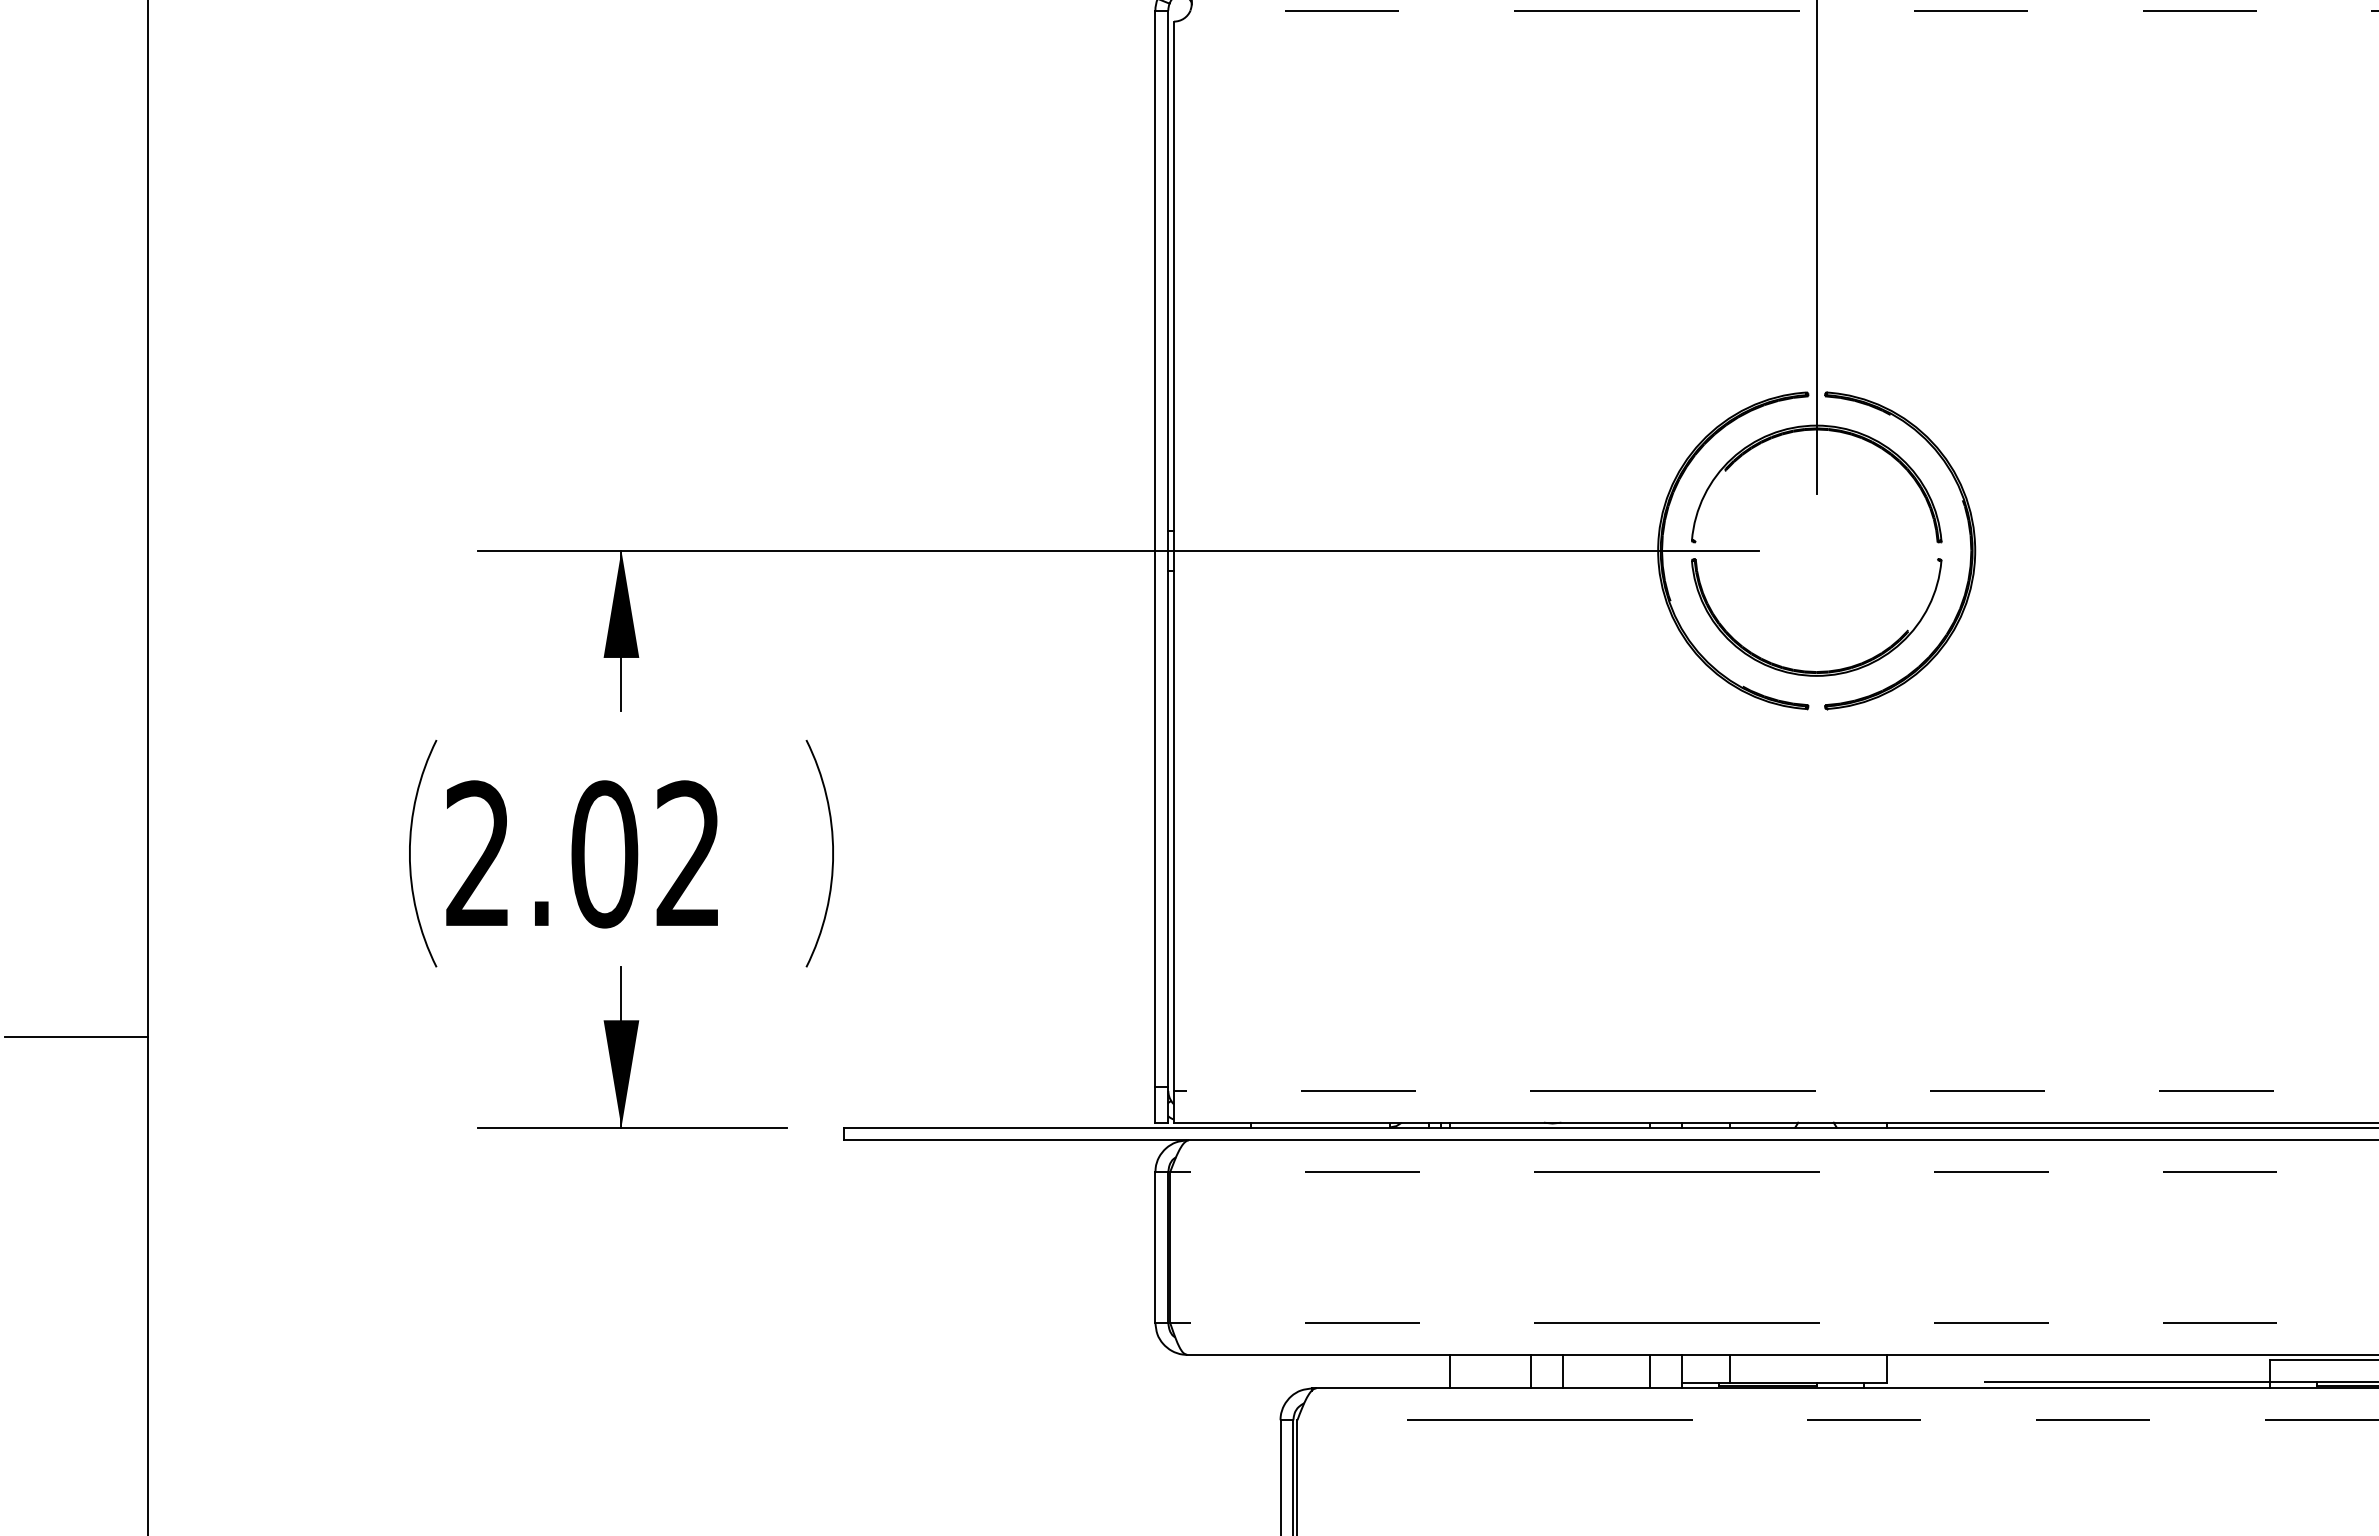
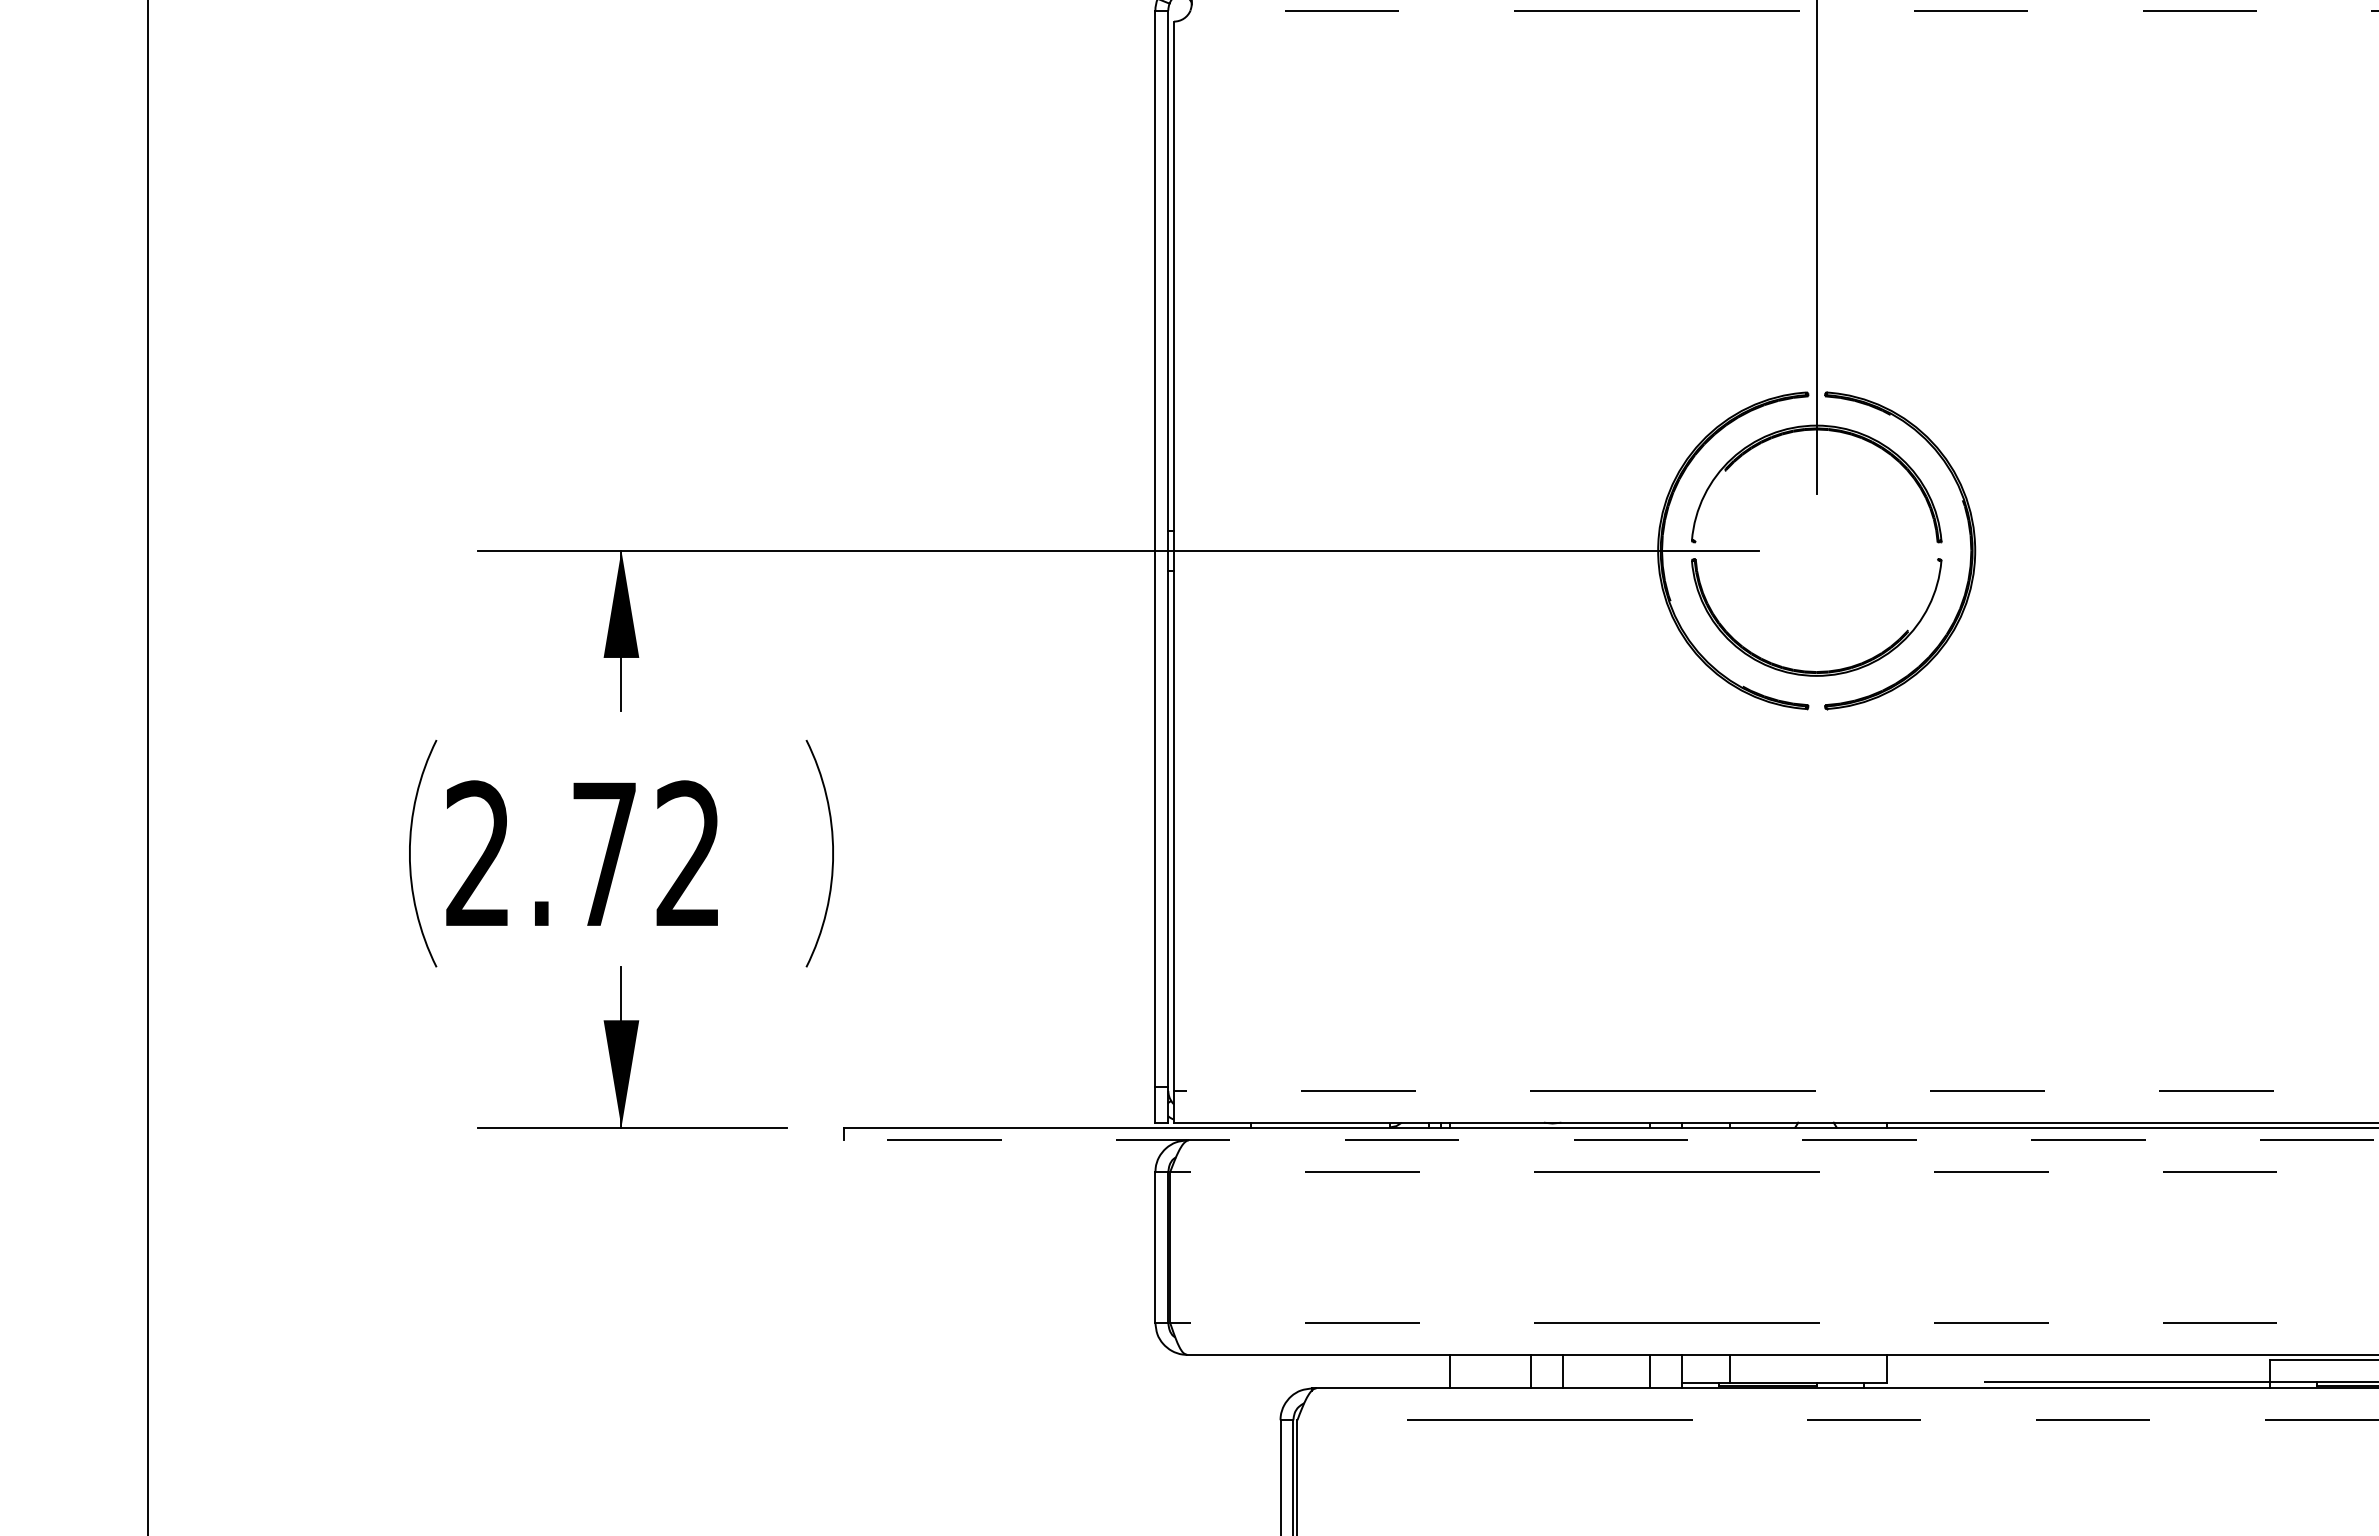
text: 2.02 -> 2.72 (604, 854)
line: present -> none (76, 1037)
line: solid -> dashed (1611, 1140)
